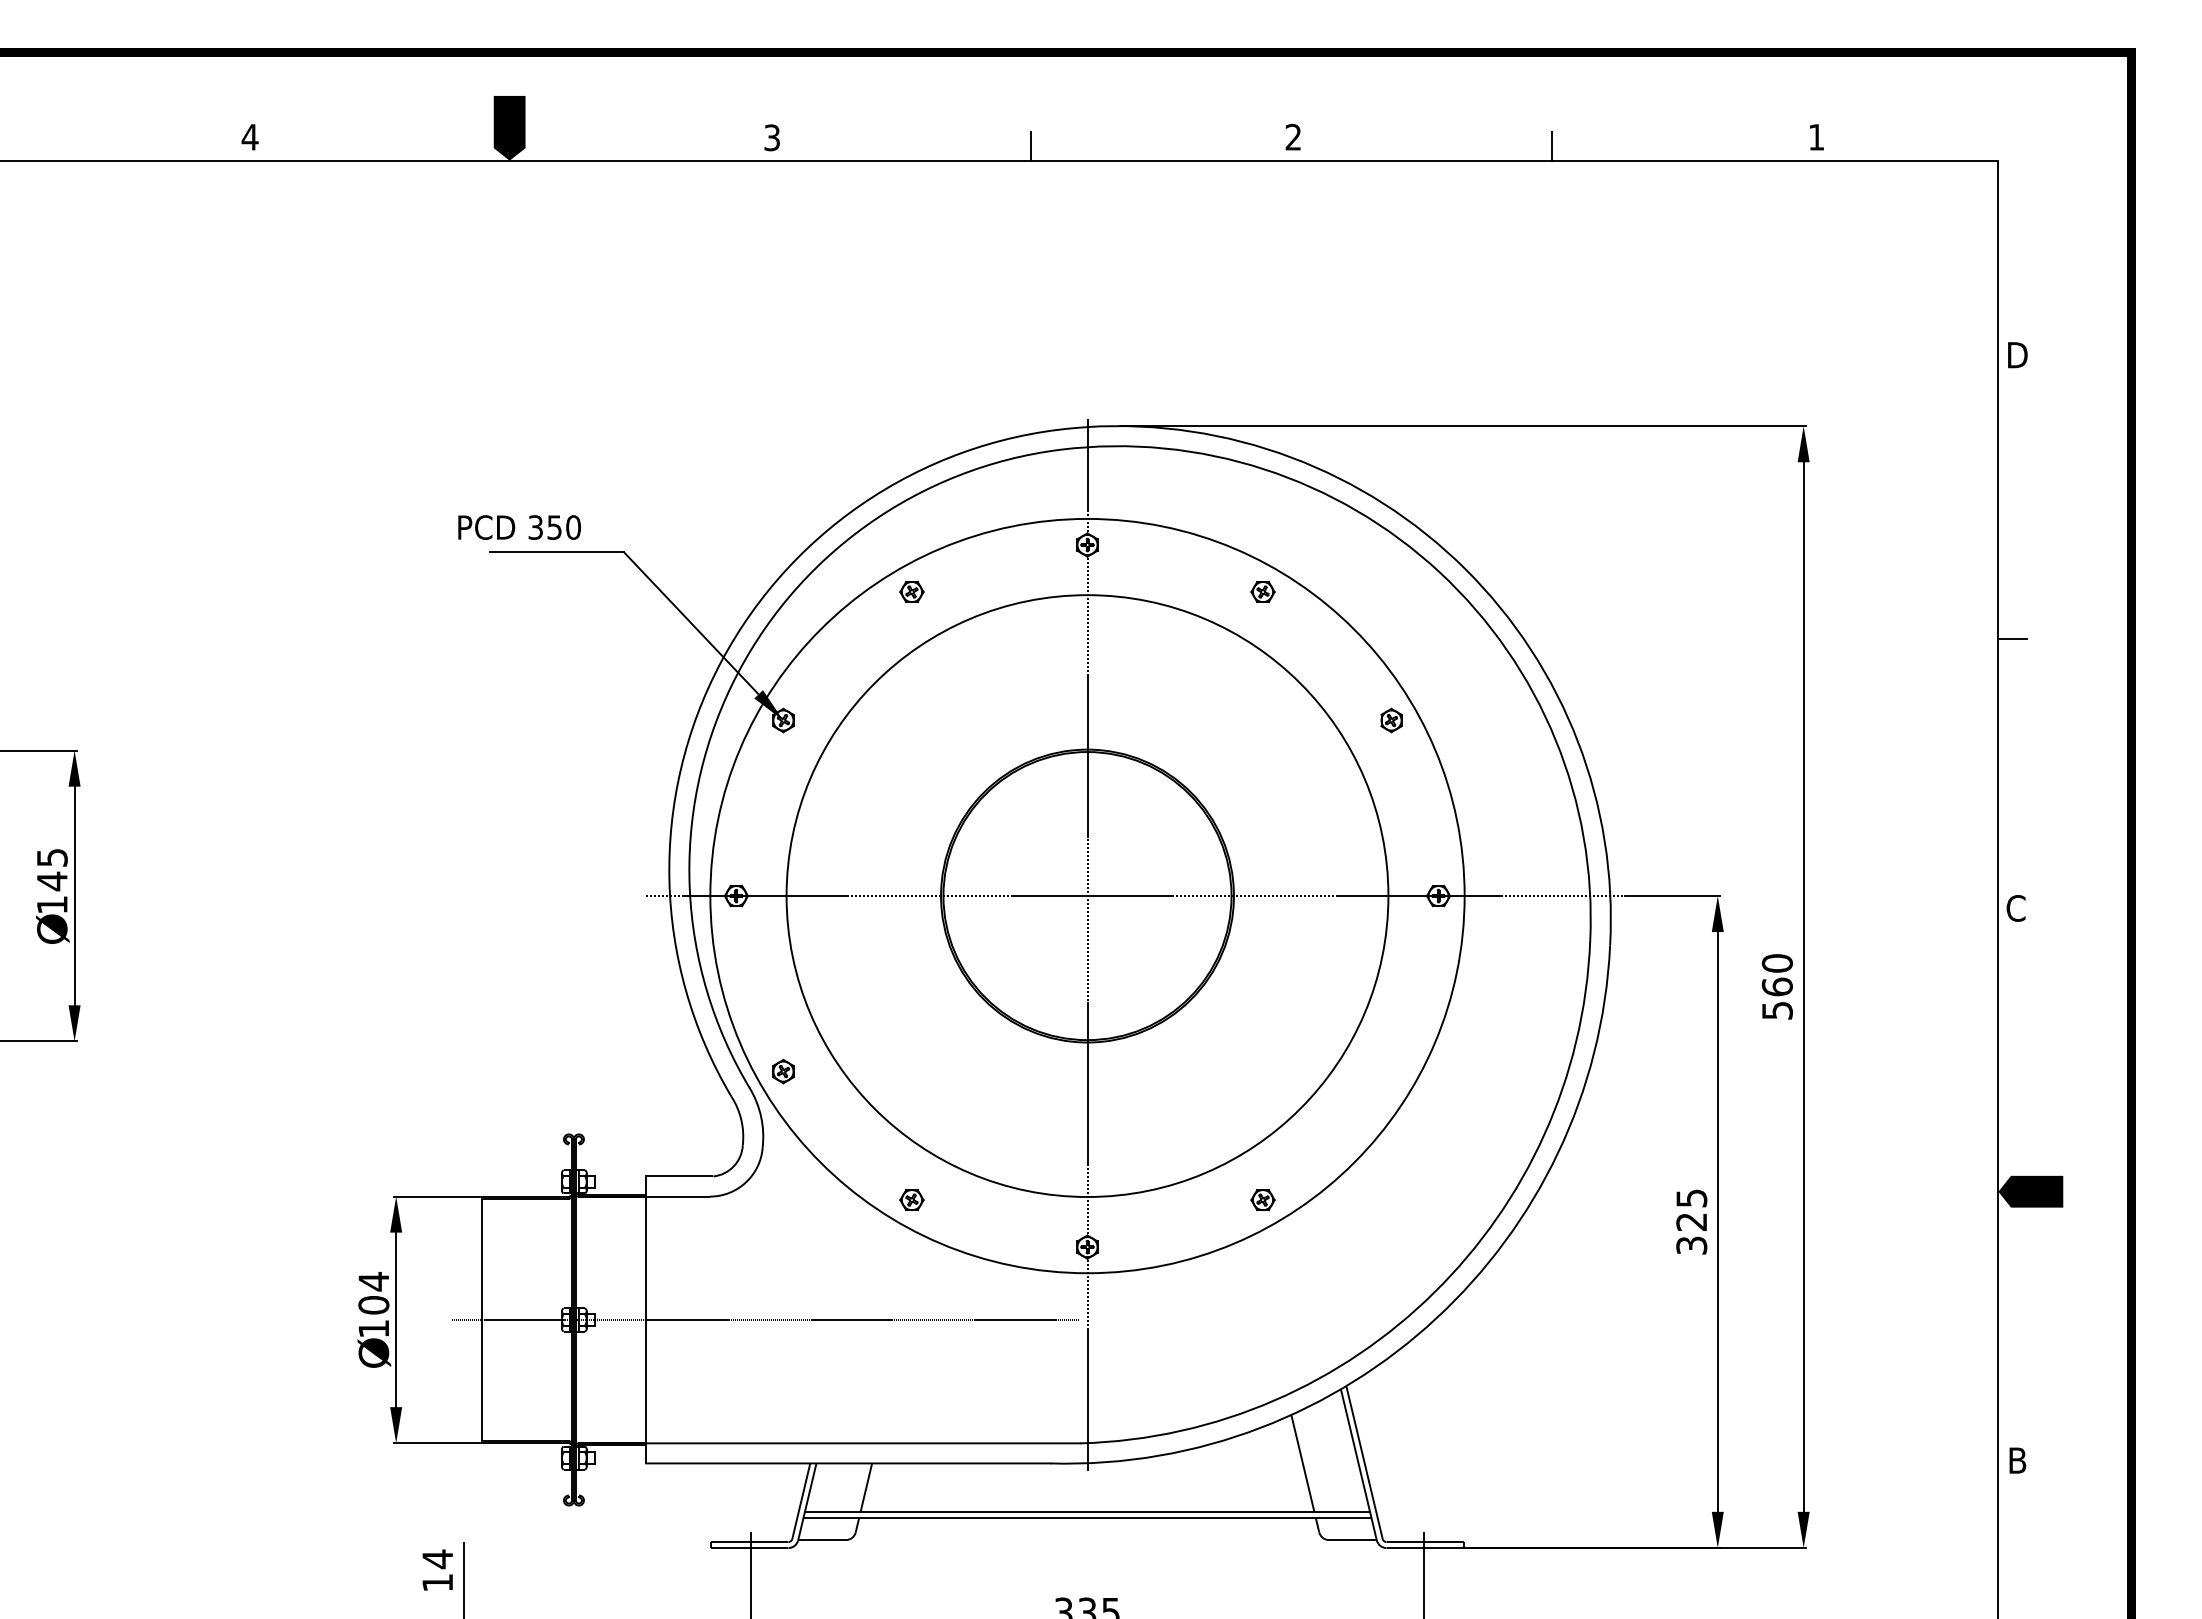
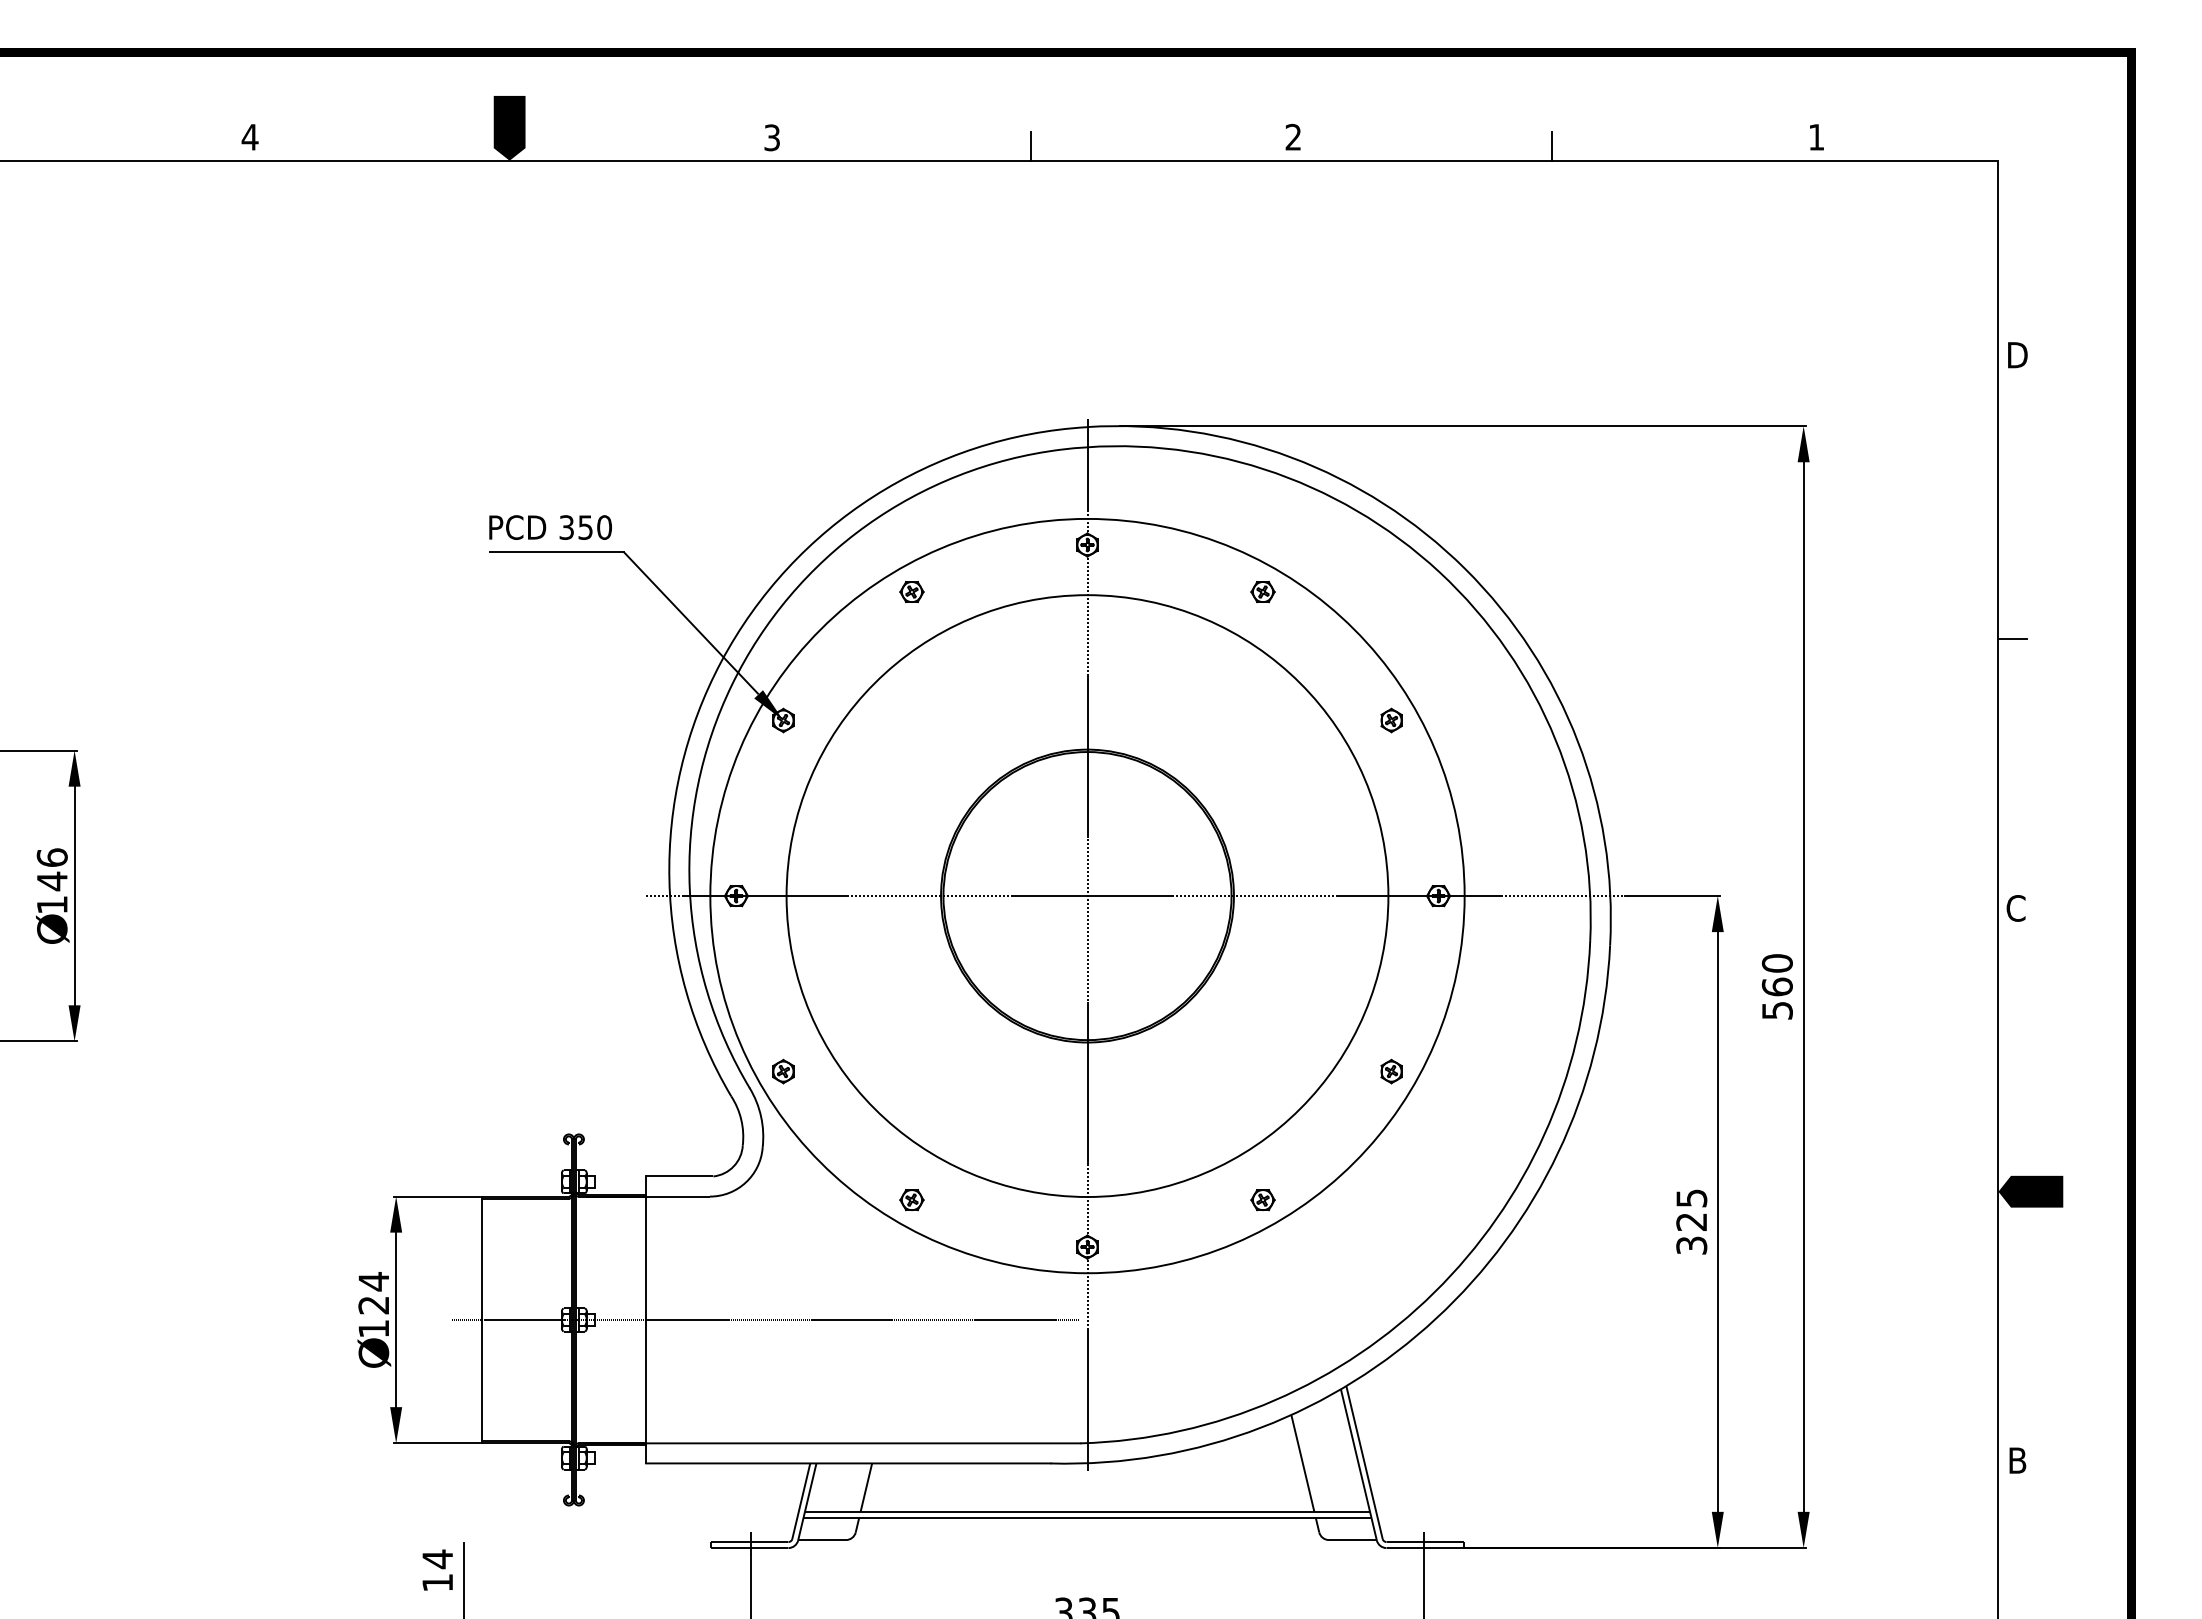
text position: (519, 527) -> (550, 527) (550, 527)
text: 145 -> 146 (51, 857)
part: none -> present (1391, 1071)
text: 104 -> 124 (373, 1305)
